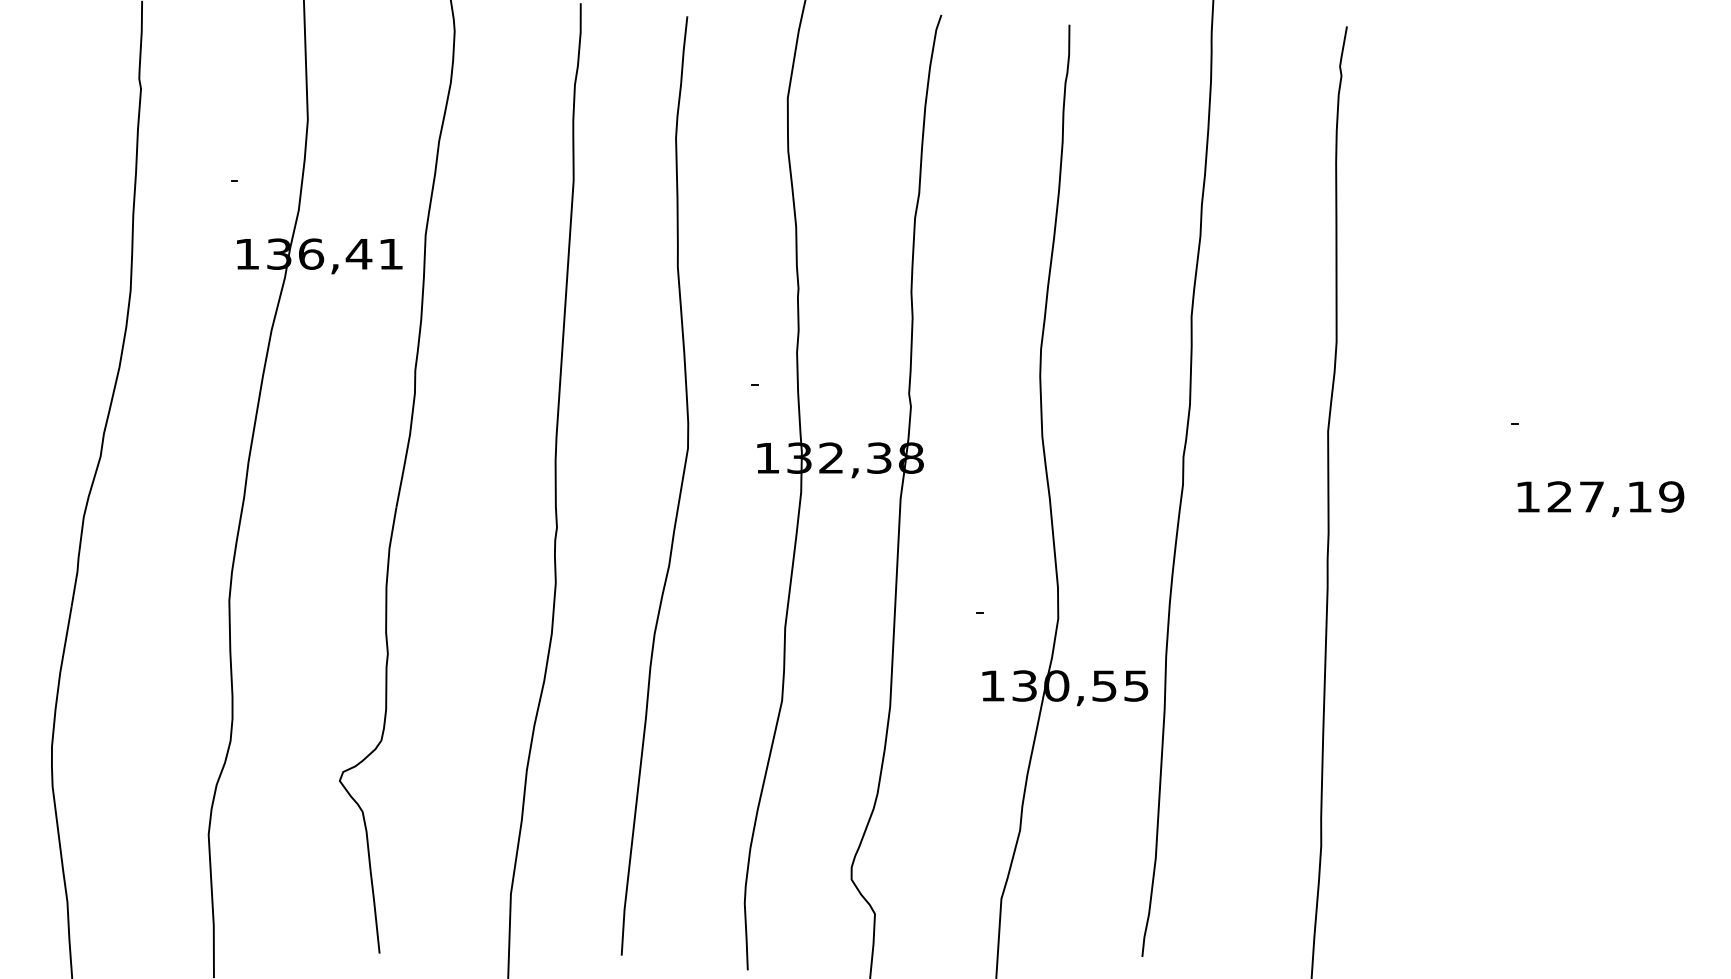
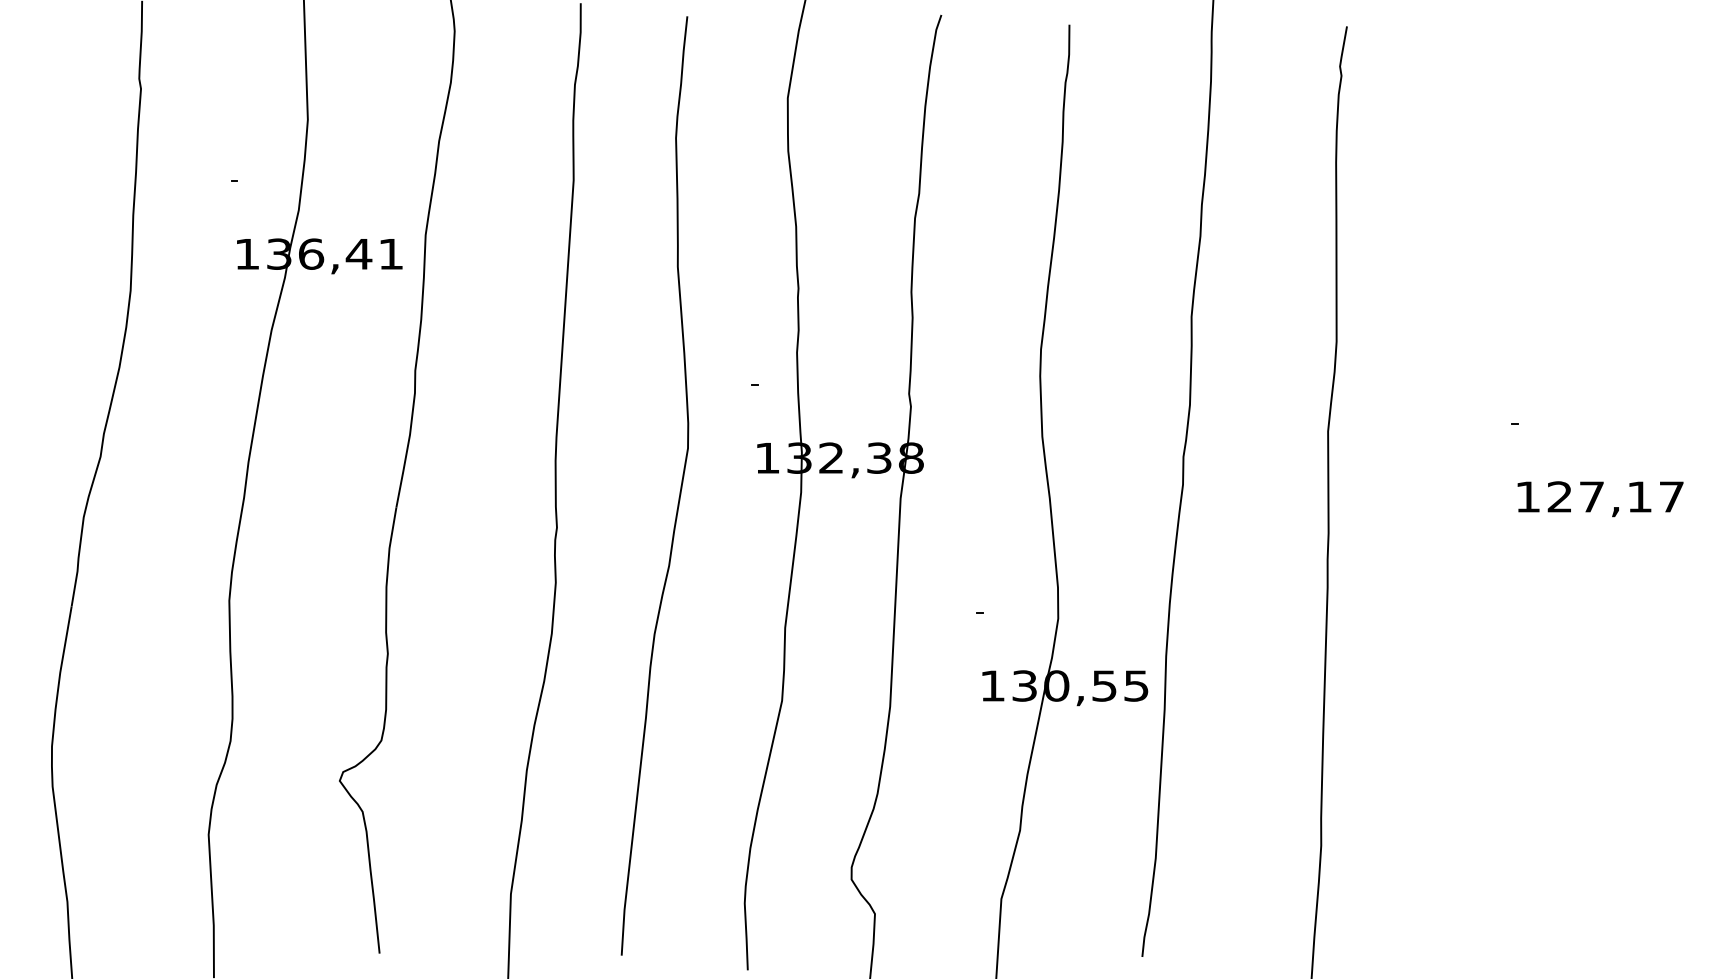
text: 127,19 -> 127,17 (1671, 496)
